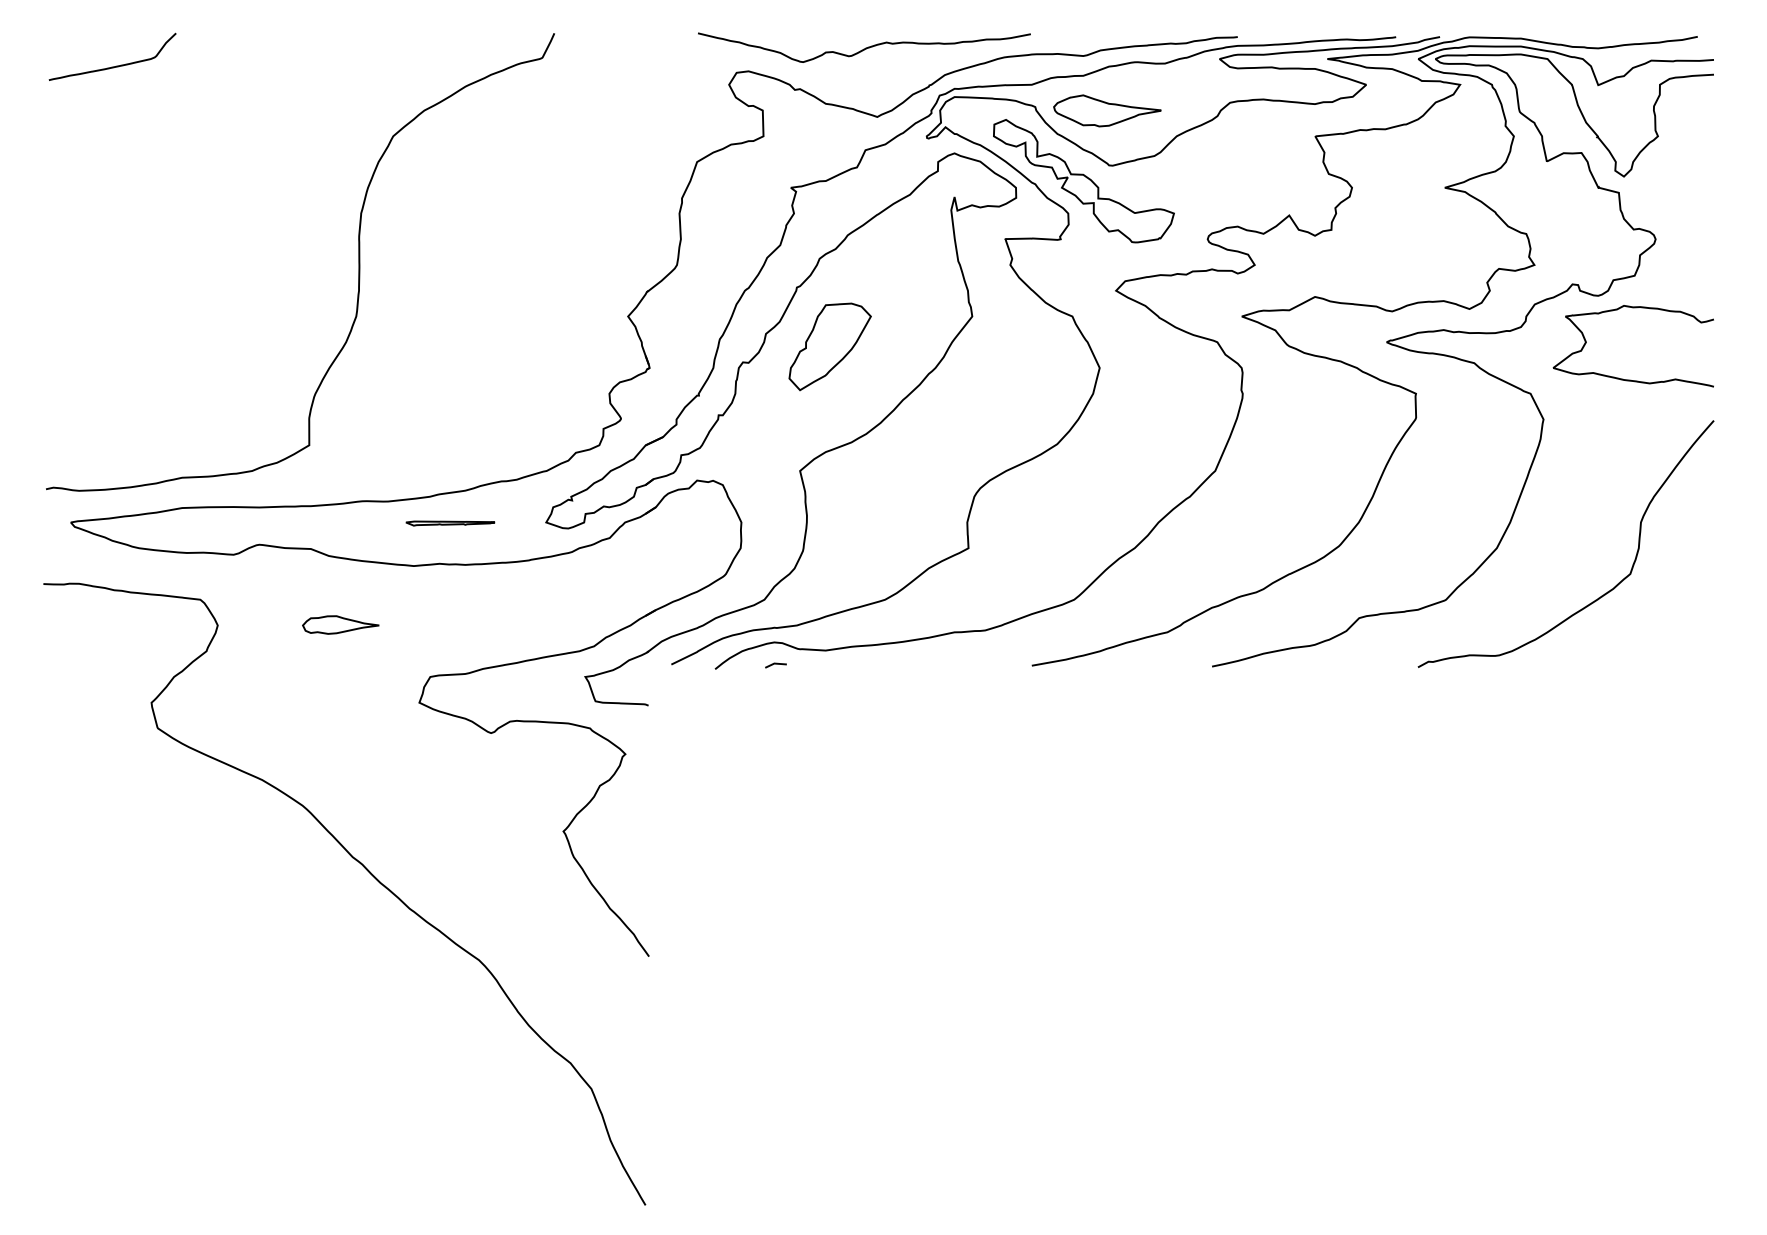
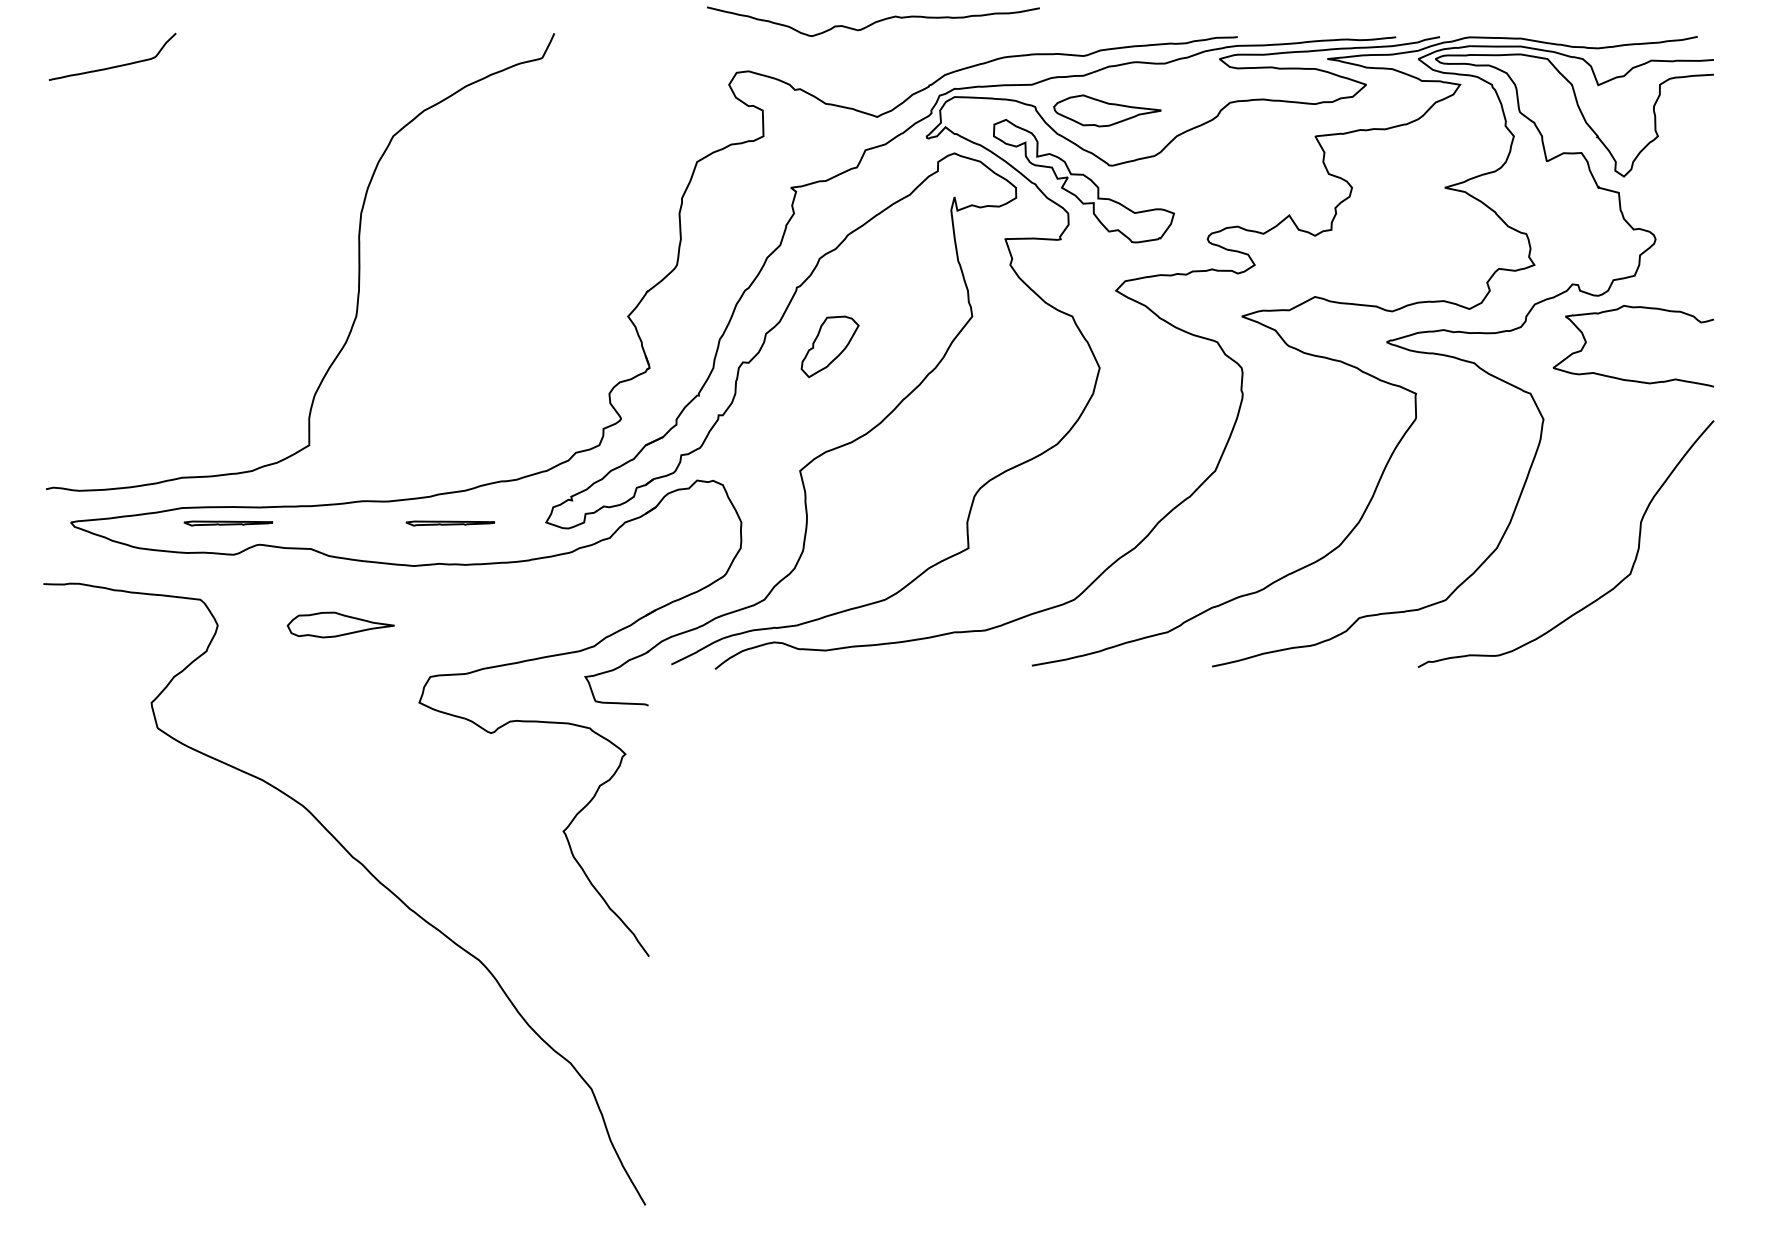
curve position: (865, 47) -> (874, 21) (874, 21)
part size: 84x90 px -> 60x64 px (829, 346)
part: none -> present (228, 523)
part size: 78x20 px -> 109x28 px (340, 624)
line: present -> none (775, 664)
